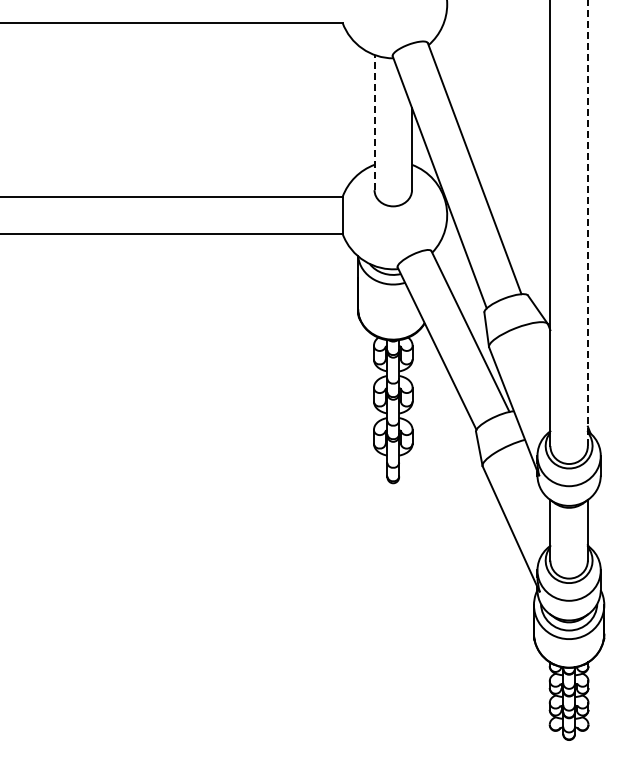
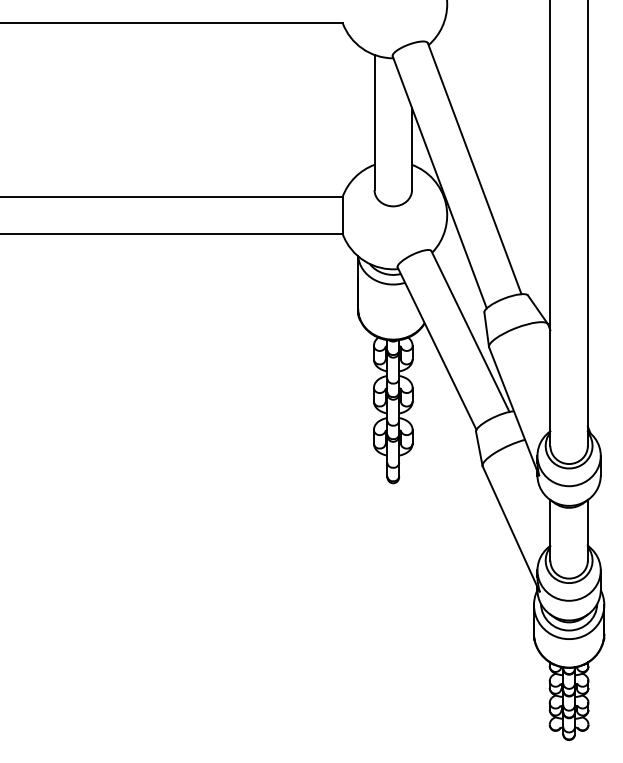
line: dashed -> solid (374, 122)
line: dashed -> solid (587, 223)
